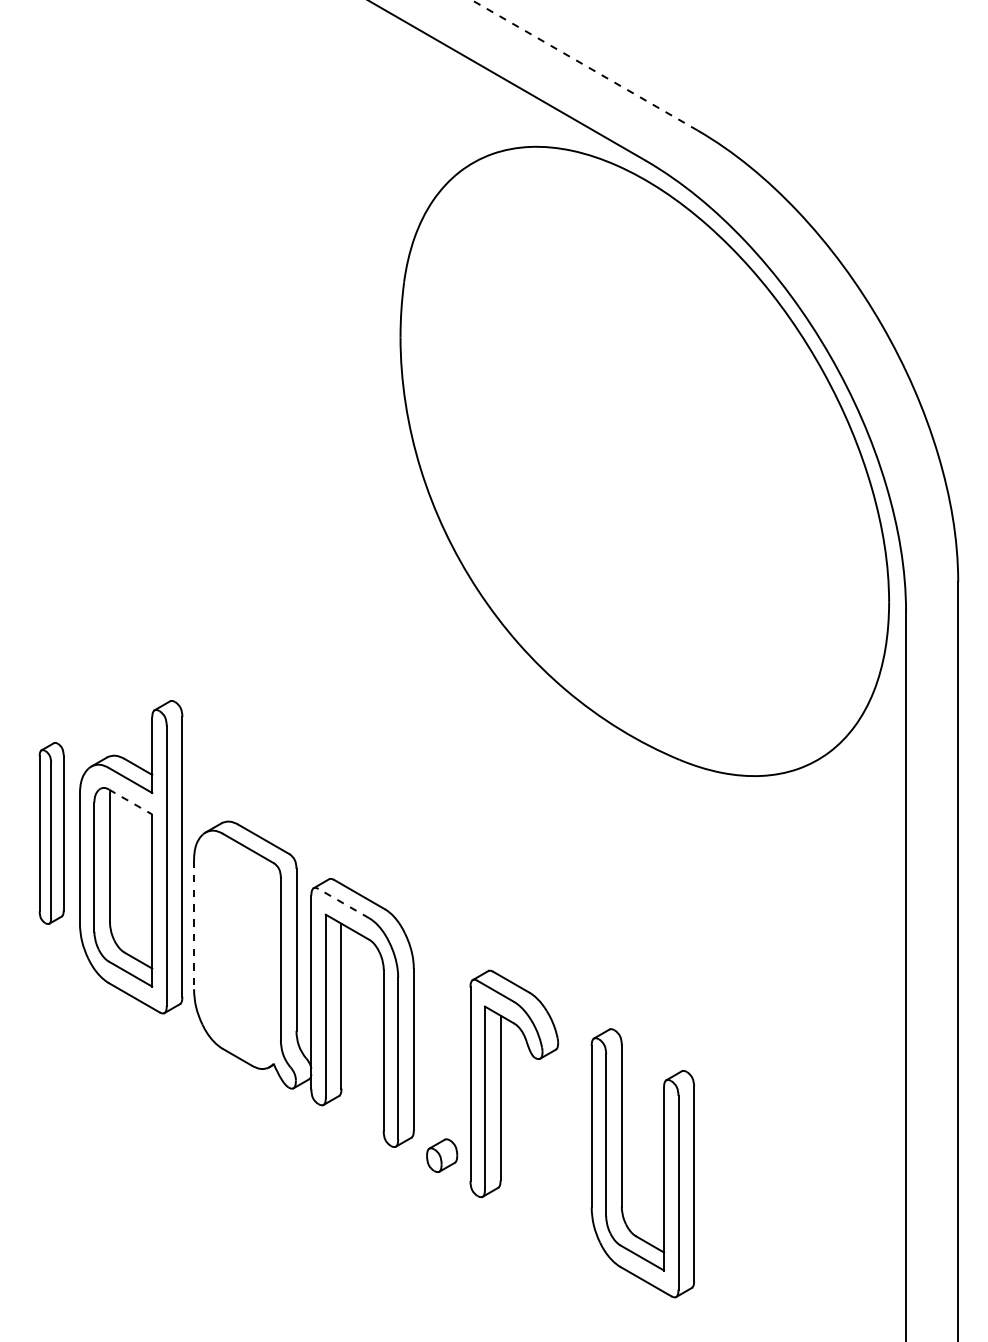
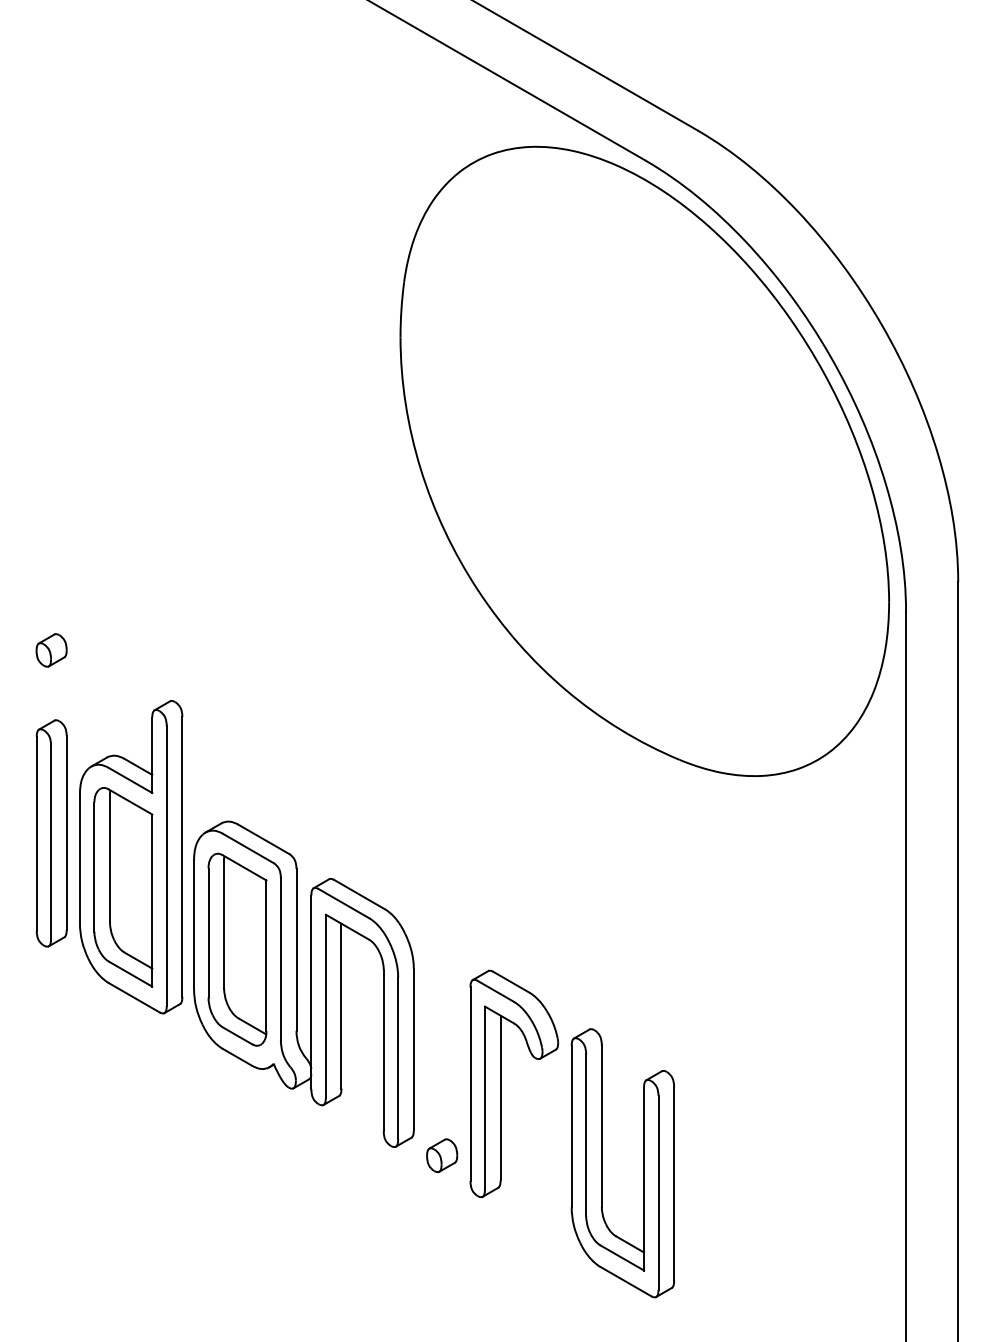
line: dashed -> solid (584, 65)
part: none -> present (51, 650)
line: dashed -> solid (130, 802)
part size: 27x183 px -> 33x229 px (51, 833)
line: dashed -> solid (343, 903)
line: dashed -> solid (194, 924)
part: none -> present (237, 949)
part position: (622, 1163) -> (602, 1163) (602, 1163)
